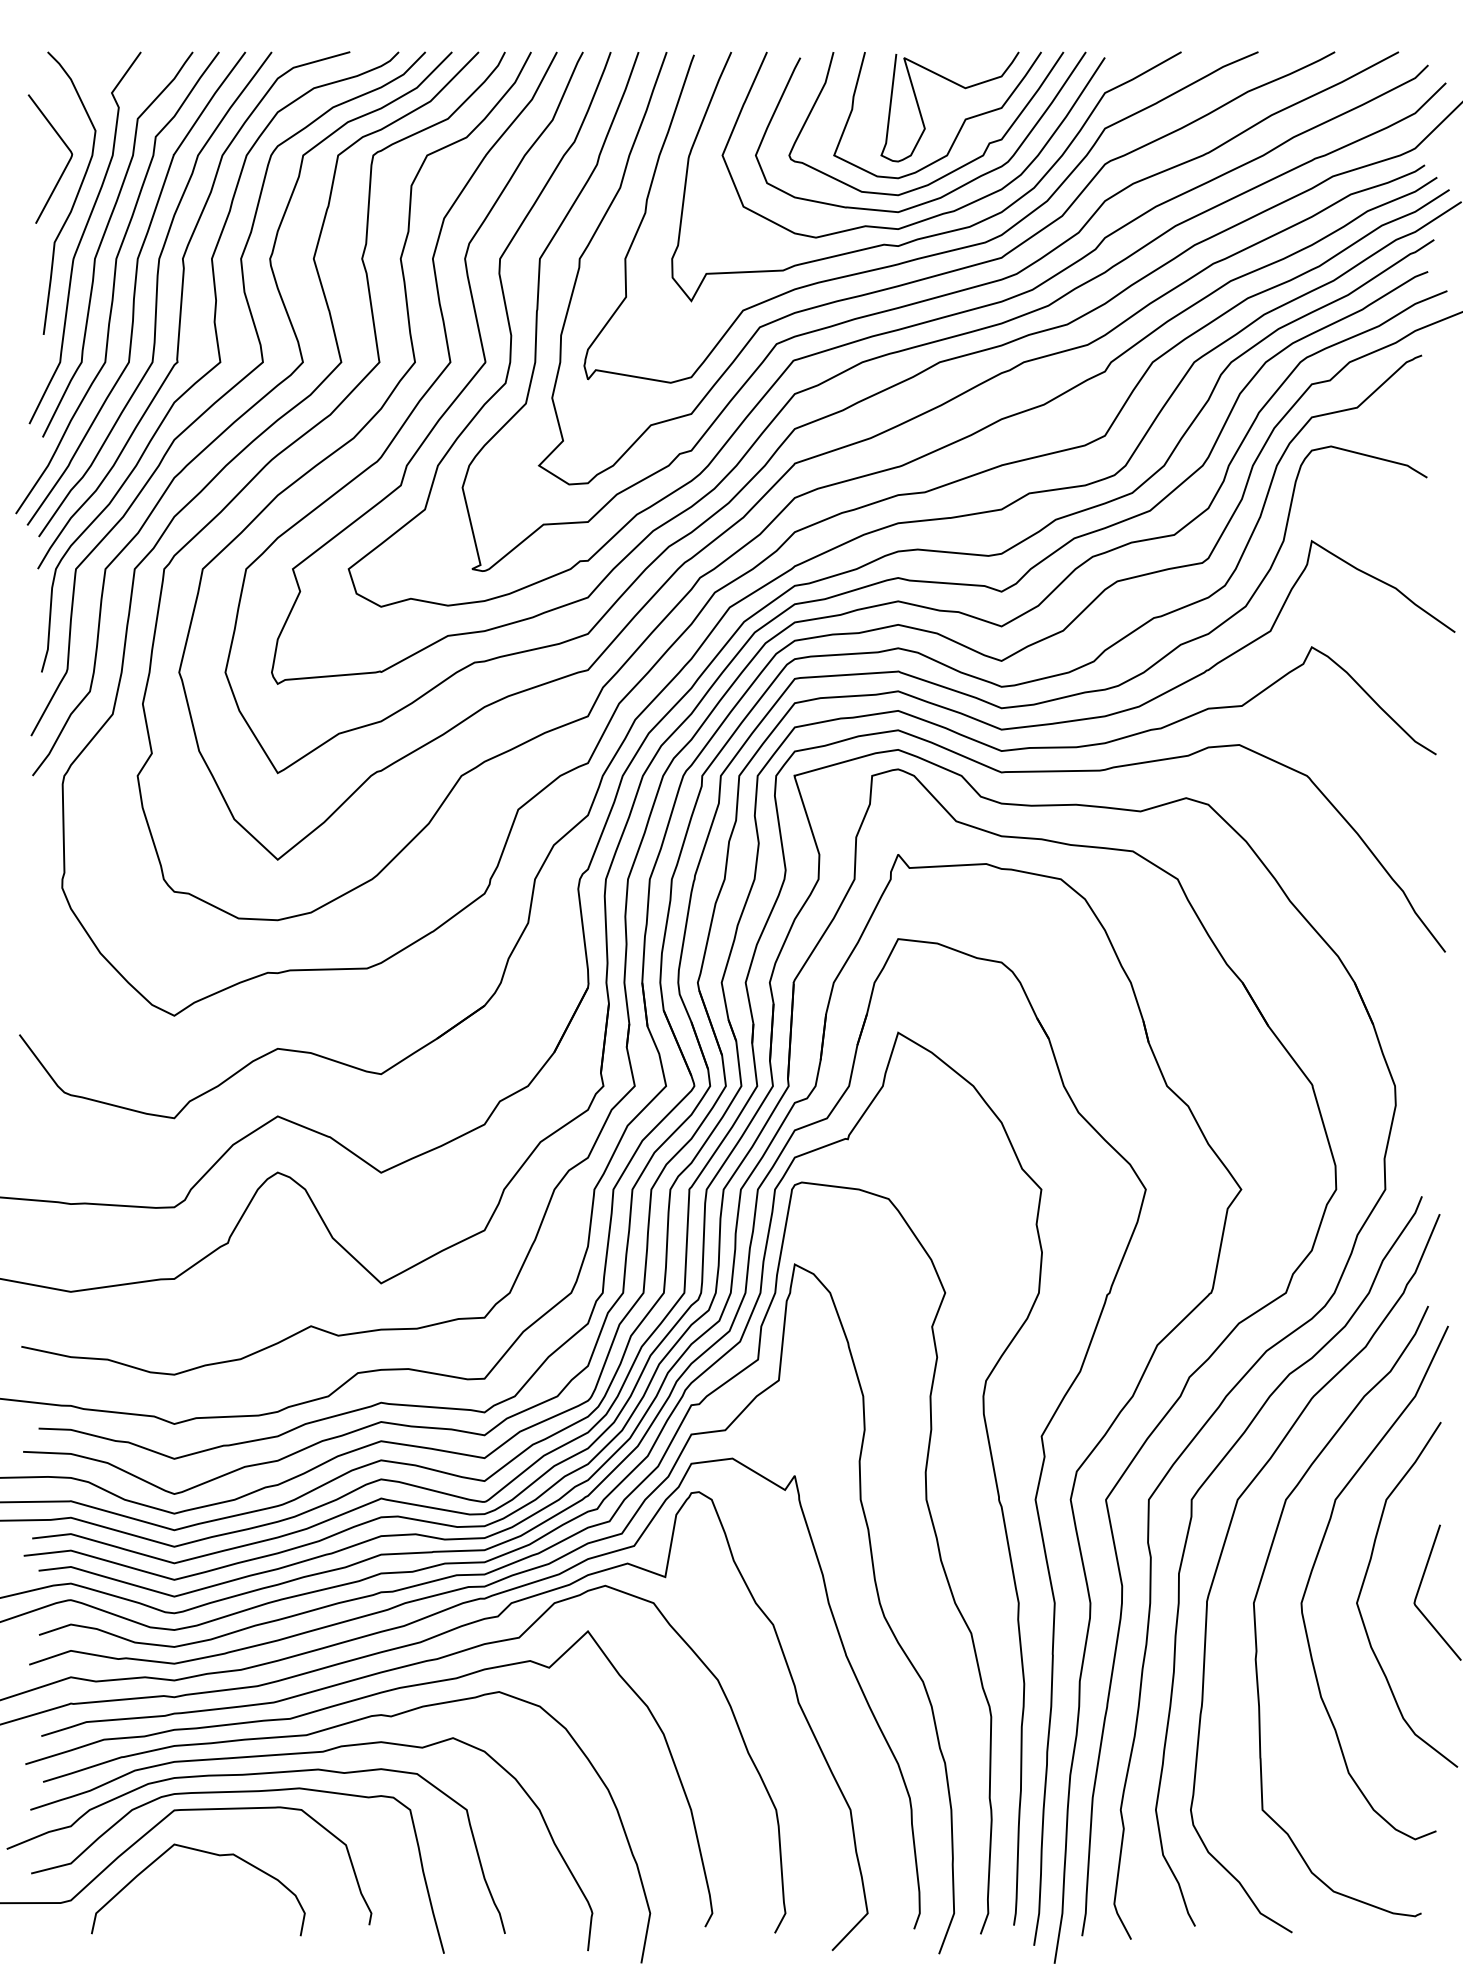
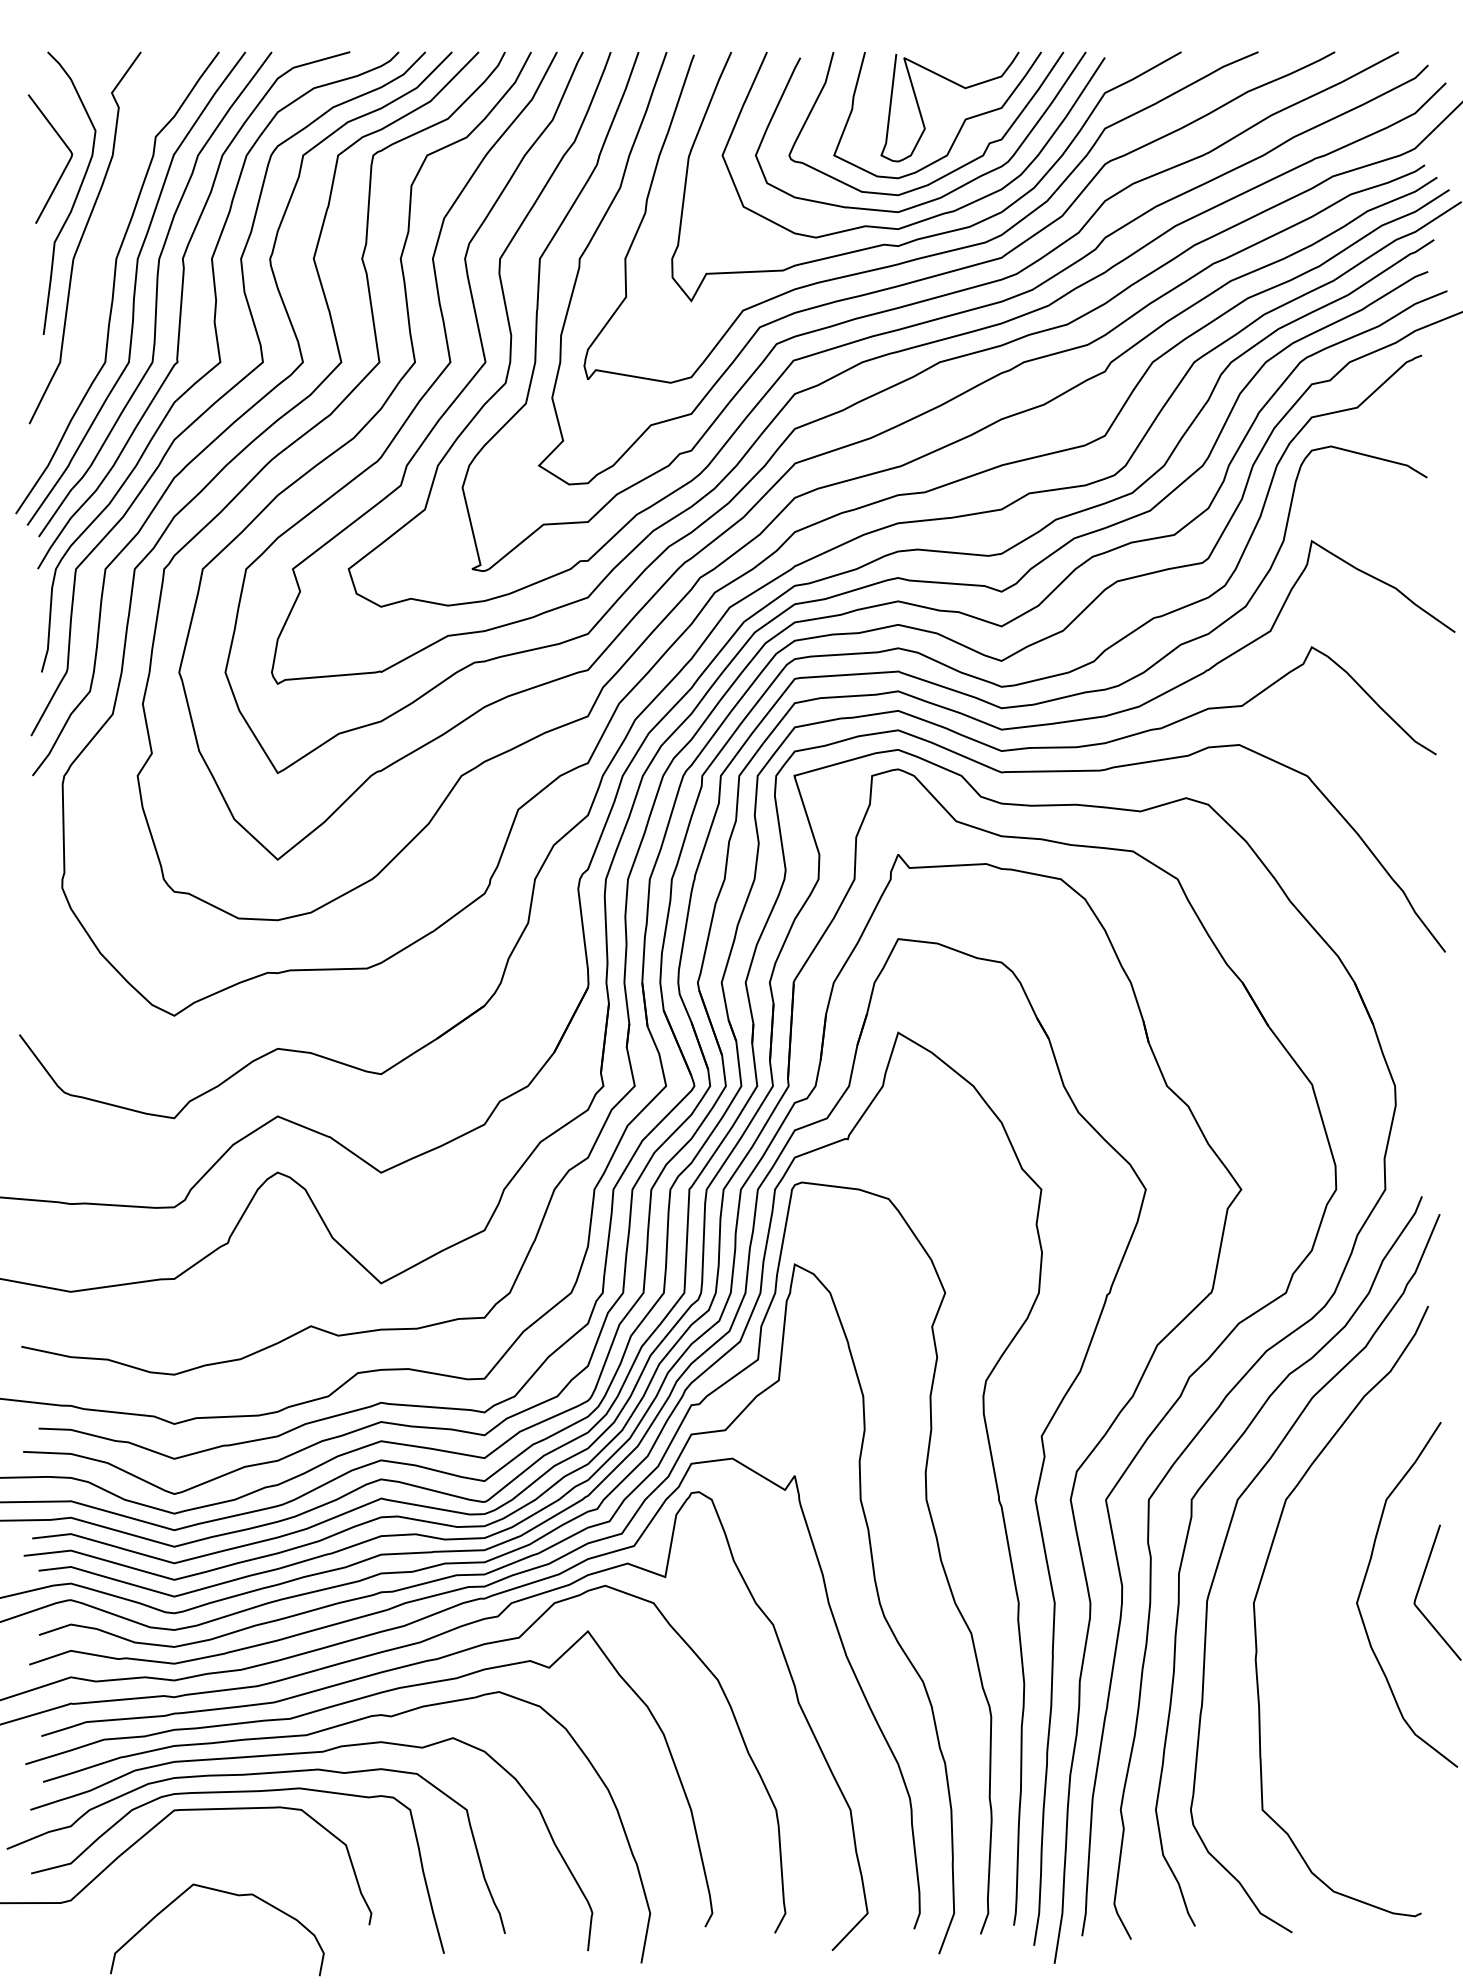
curve: present -> none (103, 239)
curve: present -> none (1316, 1561)
curve position: (206, 1853) -> (225, 1893) (225, 1893)
